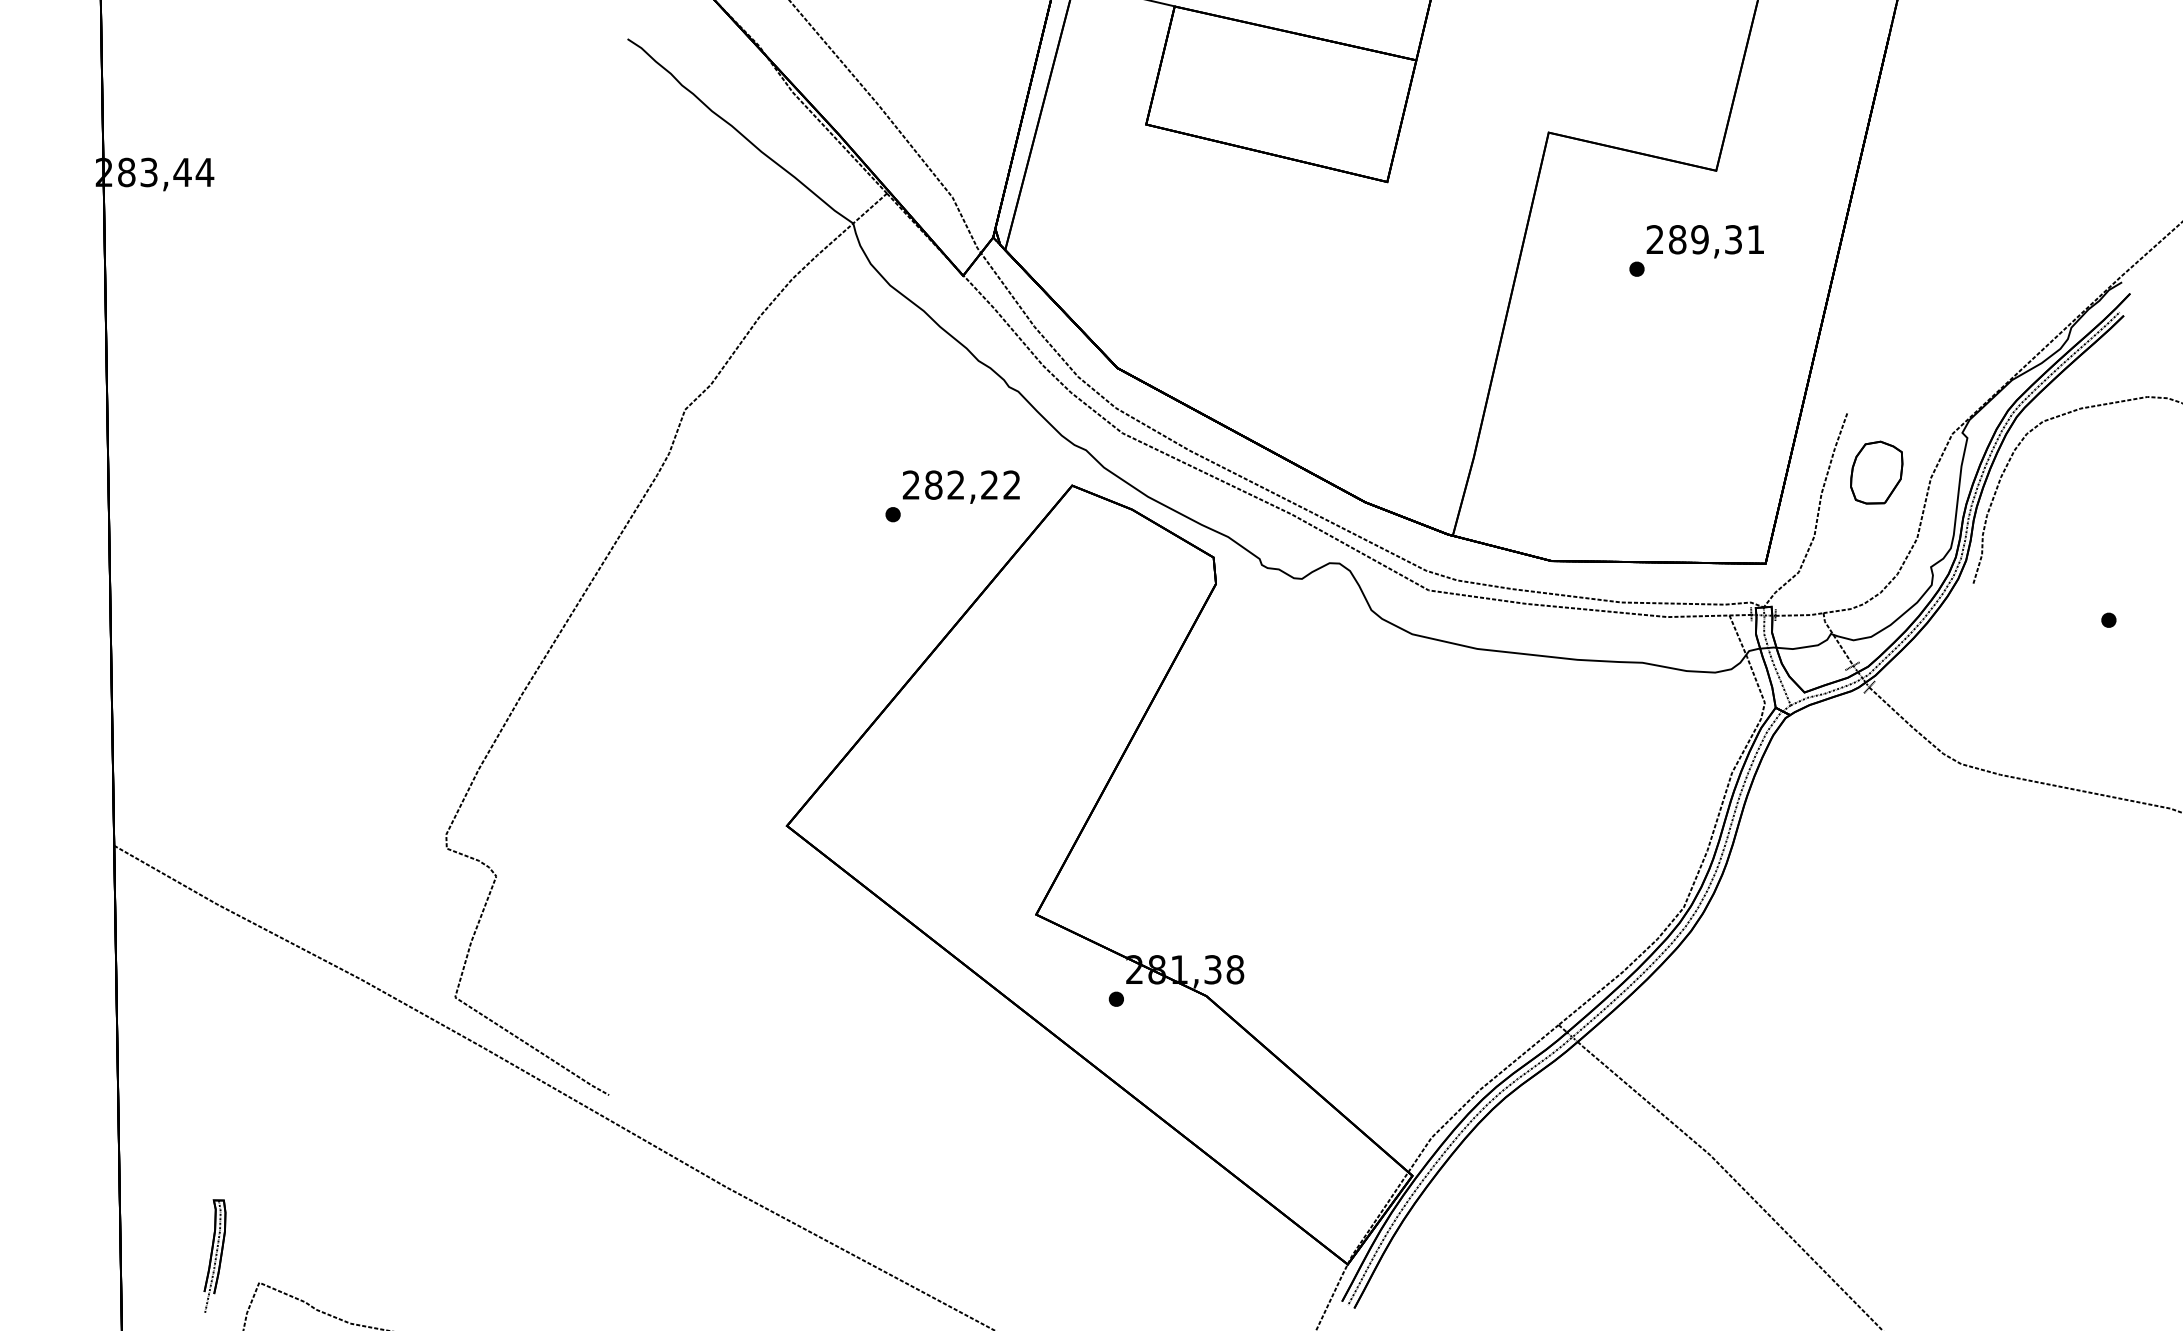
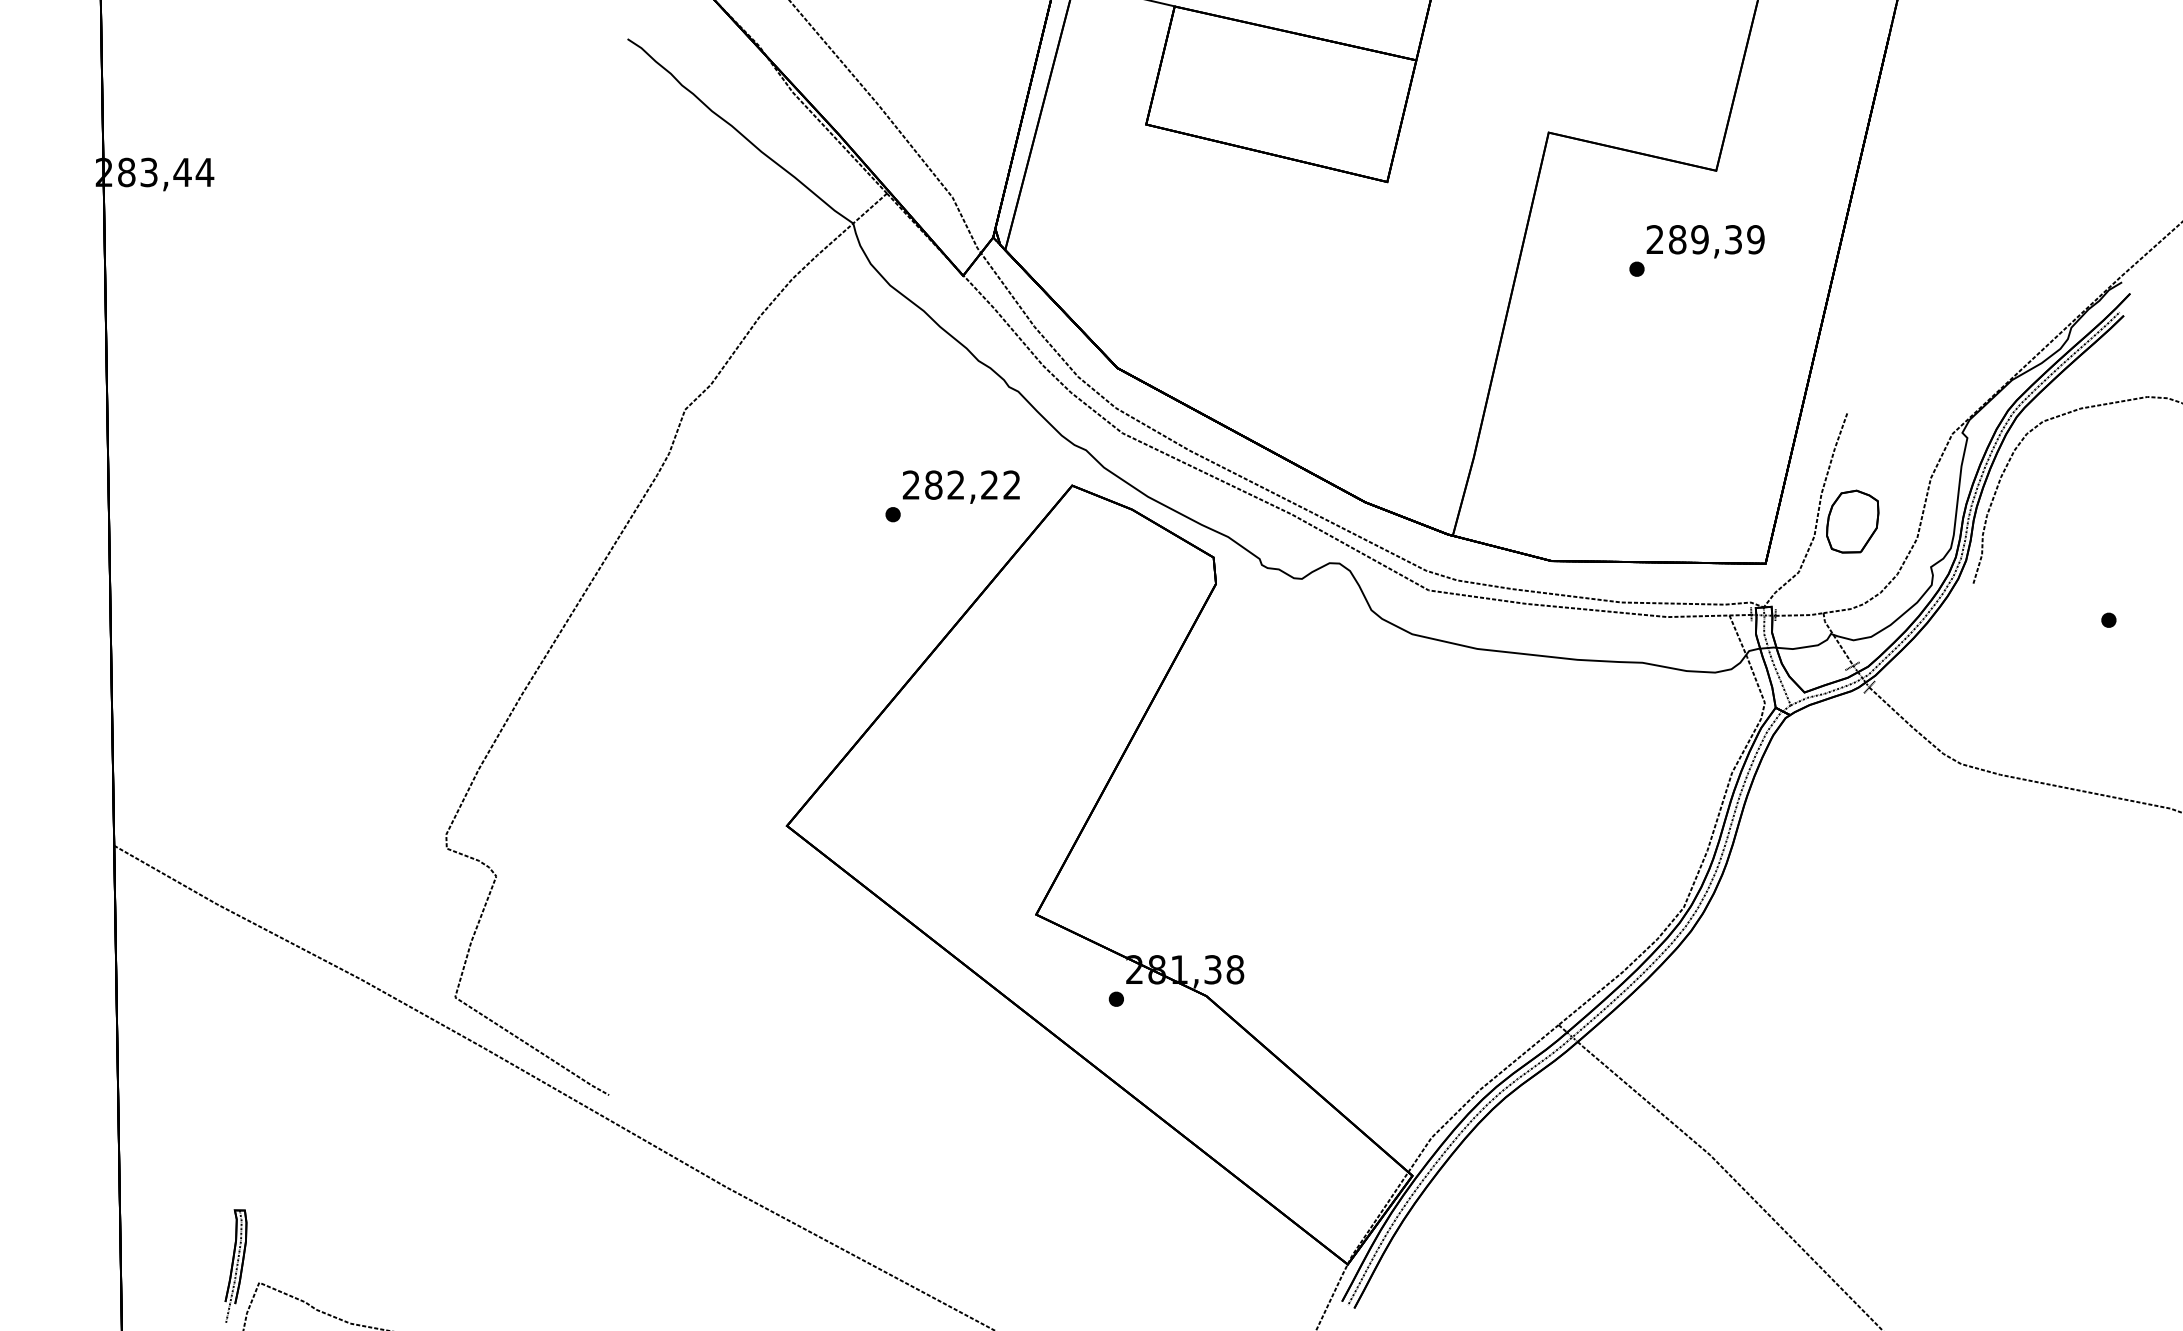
text: 289,31 -> 289,39 (1755, 239)
part position: (1876, 472) -> (1852, 521) (1852, 521)
part position: (214, 1255) -> (235, 1265) (235, 1265)
